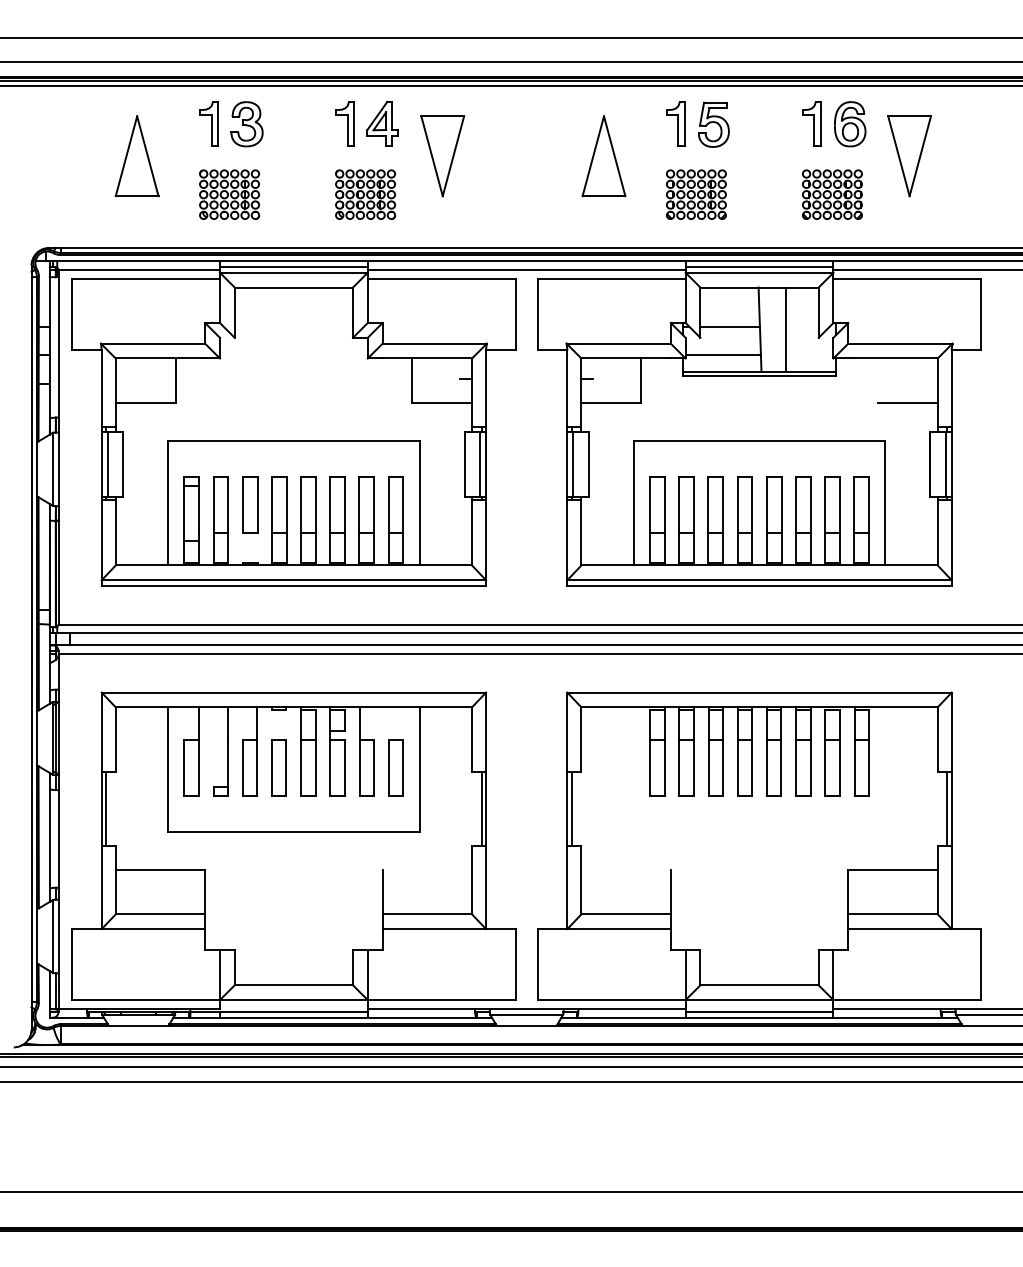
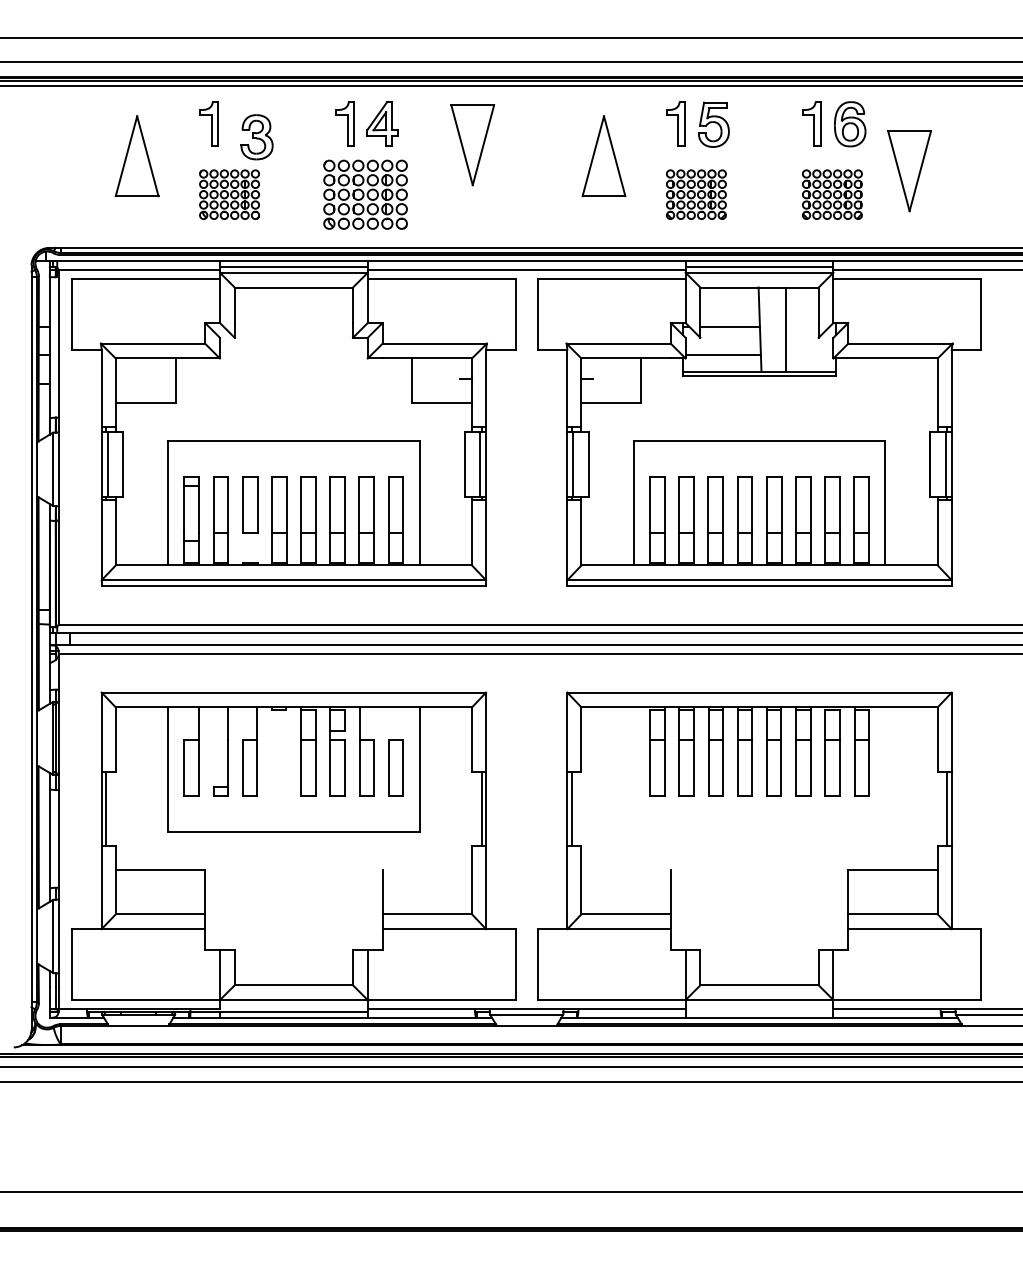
part position: (246, 124) -> (256, 137) (256, 137)
part position: (442, 156) -> (472, 145) (472, 145)
part position: (909, 156) -> (909, 171) (909, 171)
part size: 61x51 px -> 85x71 px (365, 194)
line: present -> none (907, 402)
part: present -> none (278, 767)
line: present -> none (759, 1011)
